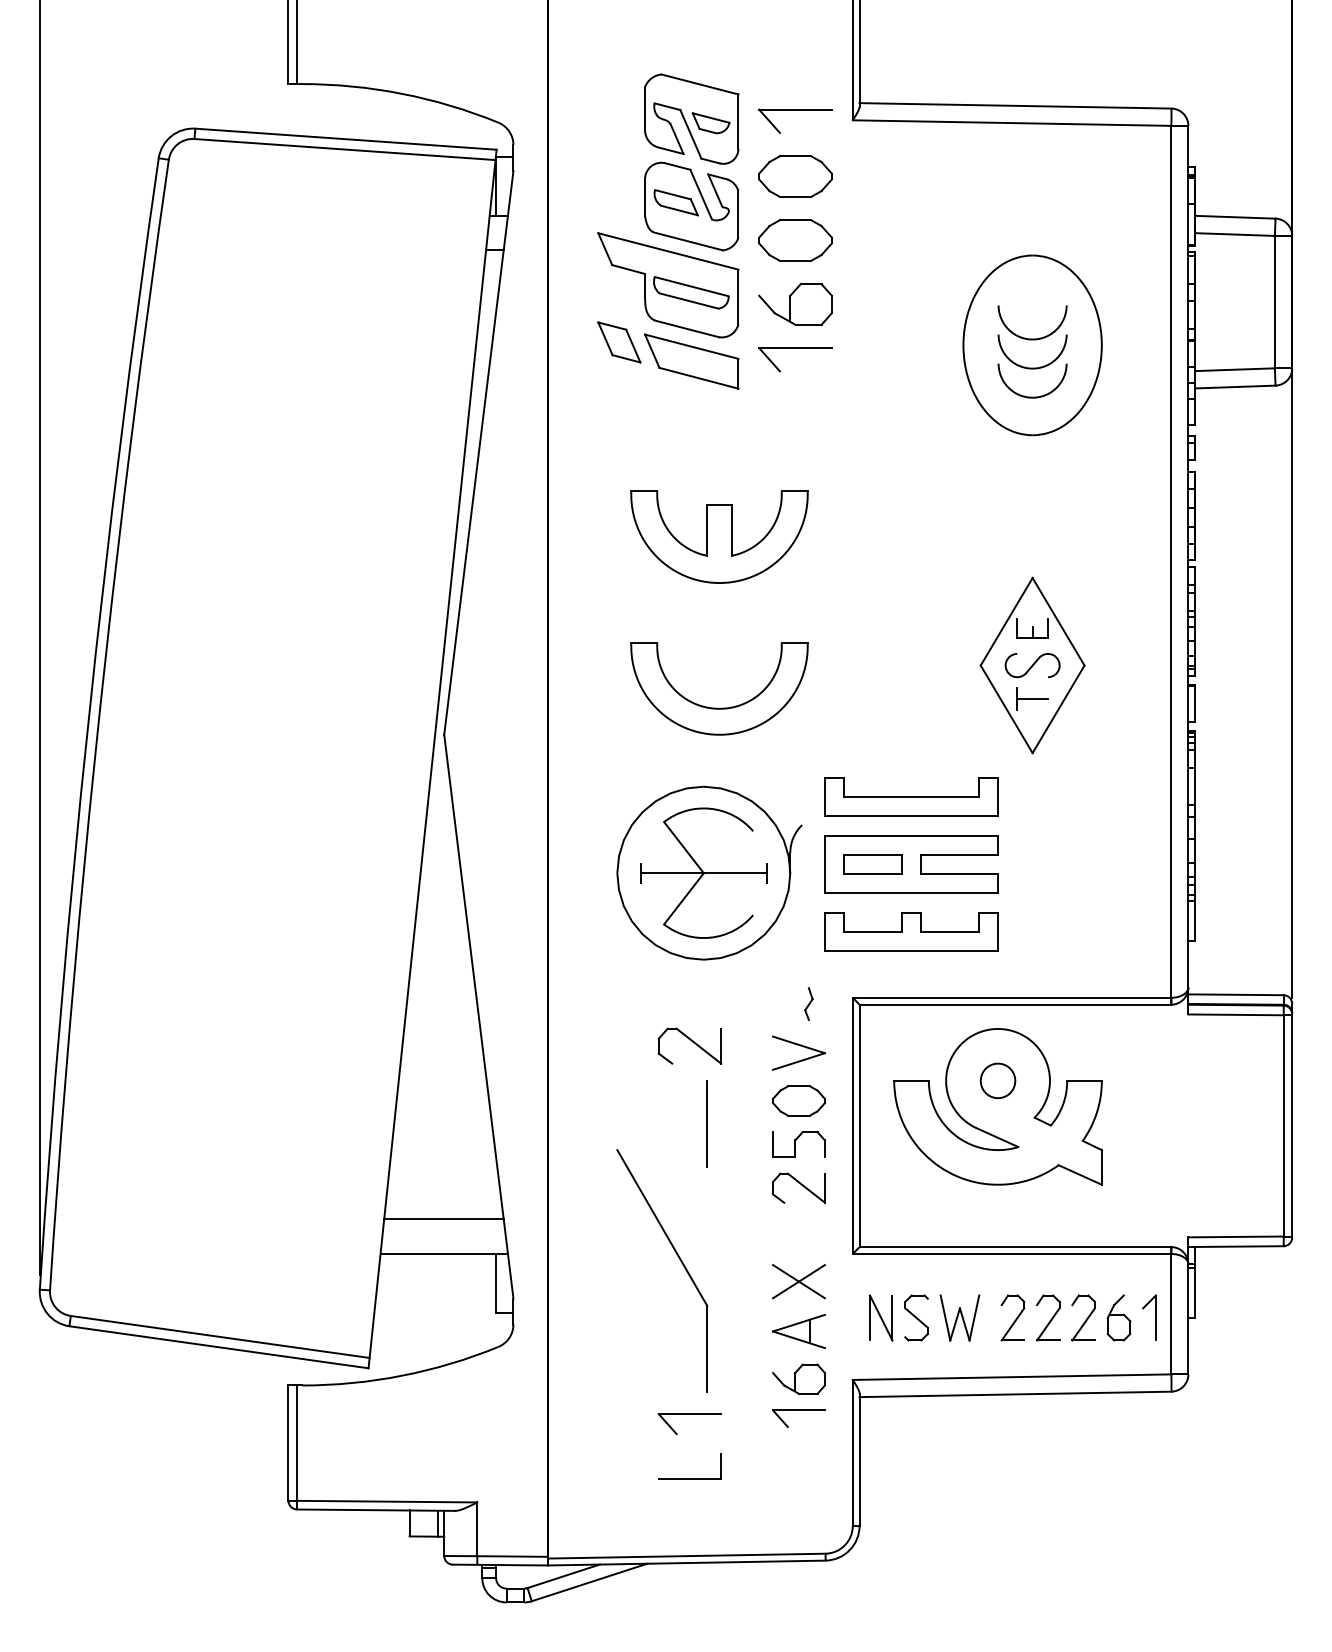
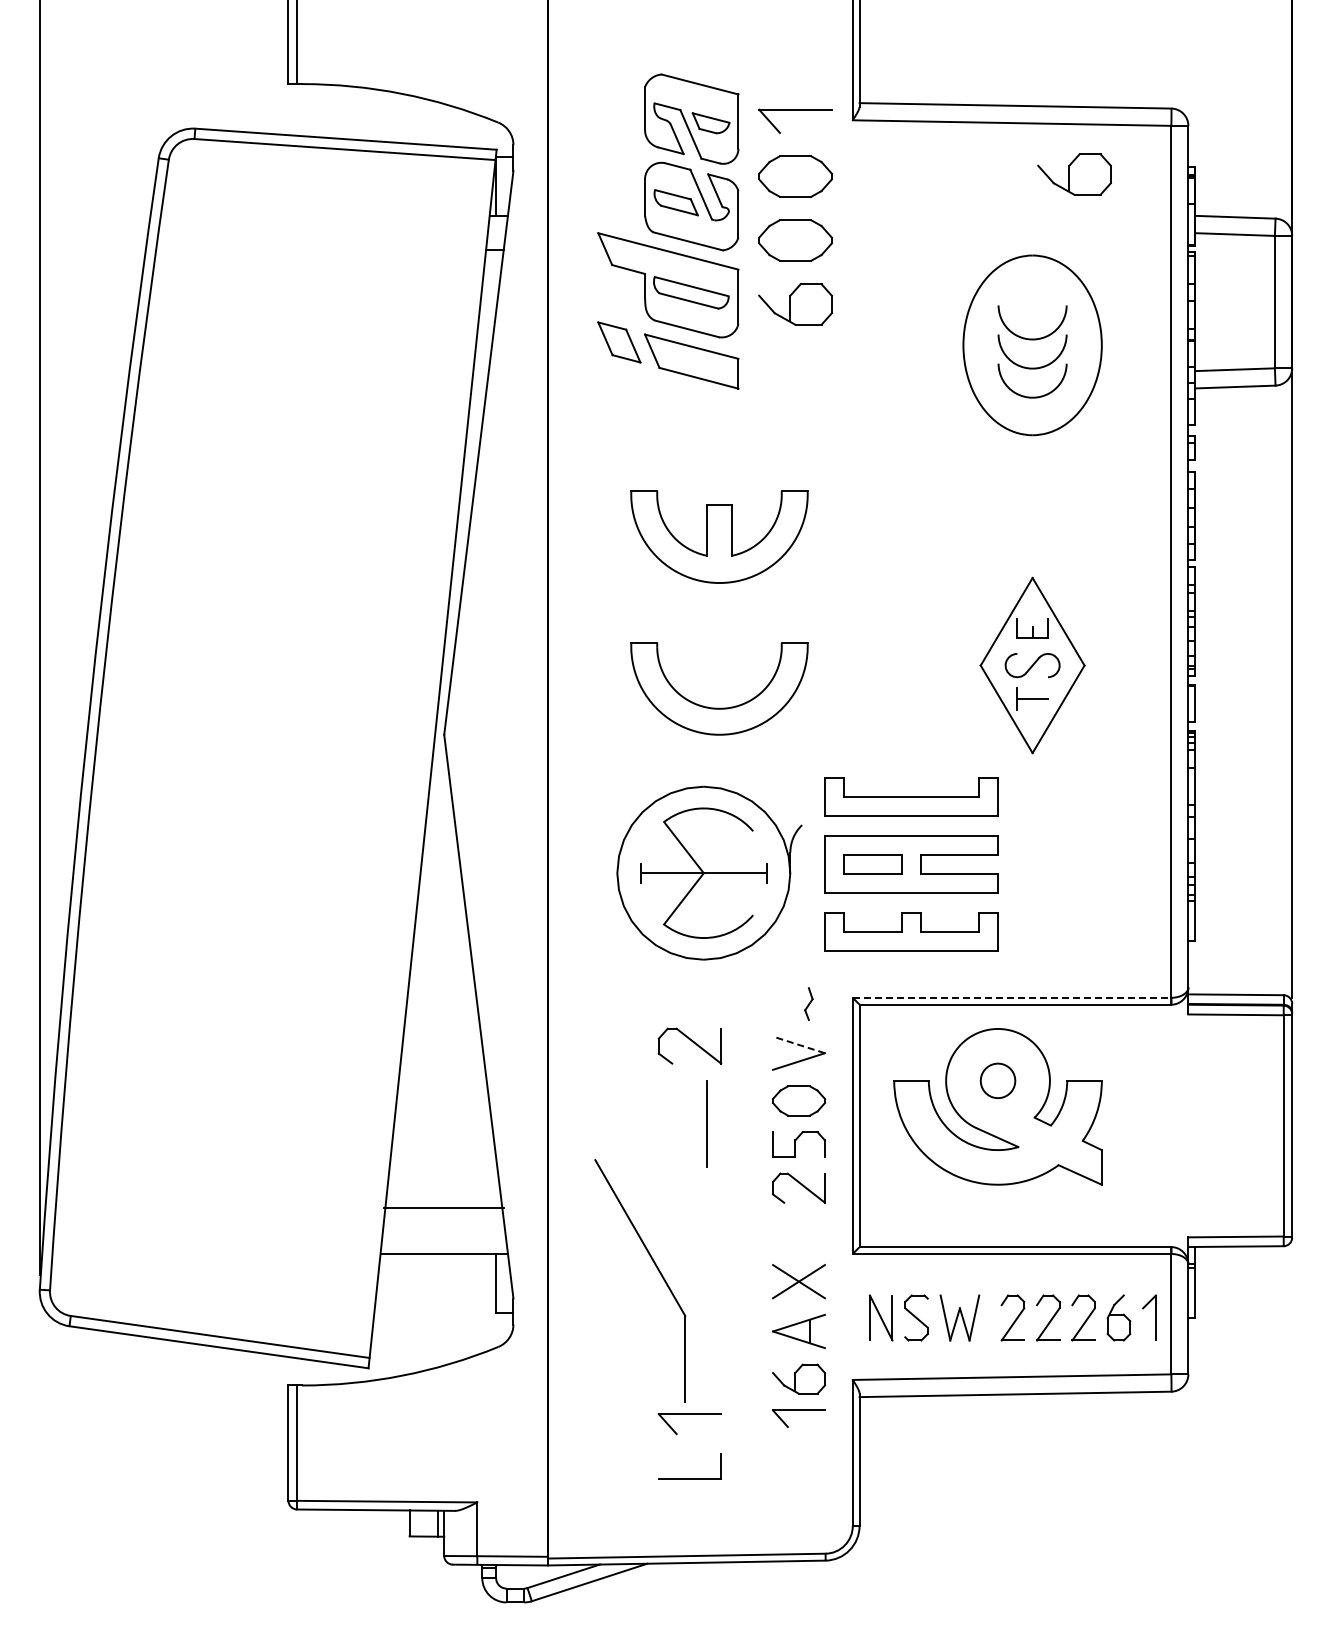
part: none -> present (1074, 174)
part: present -> none (795, 348)
line: solid -> dashed (1012, 997)
line: solid -> dashed (798, 1044)
line position: (443, 1219) -> (443, 1208) (443, 1208)
part position: (678, 1258) -> (656, 1268) (656, 1268)
